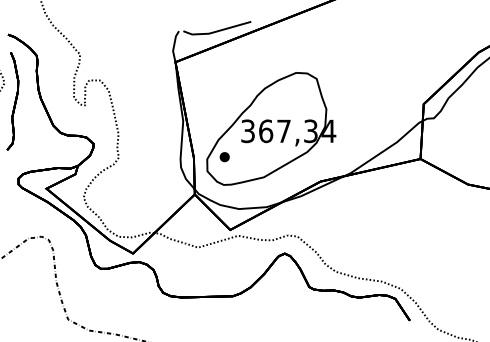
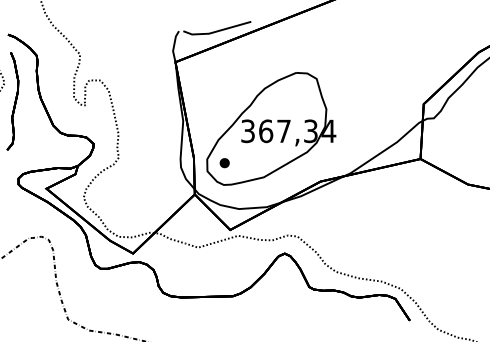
part position: (224, 157) -> (224, 163) (224, 163)
